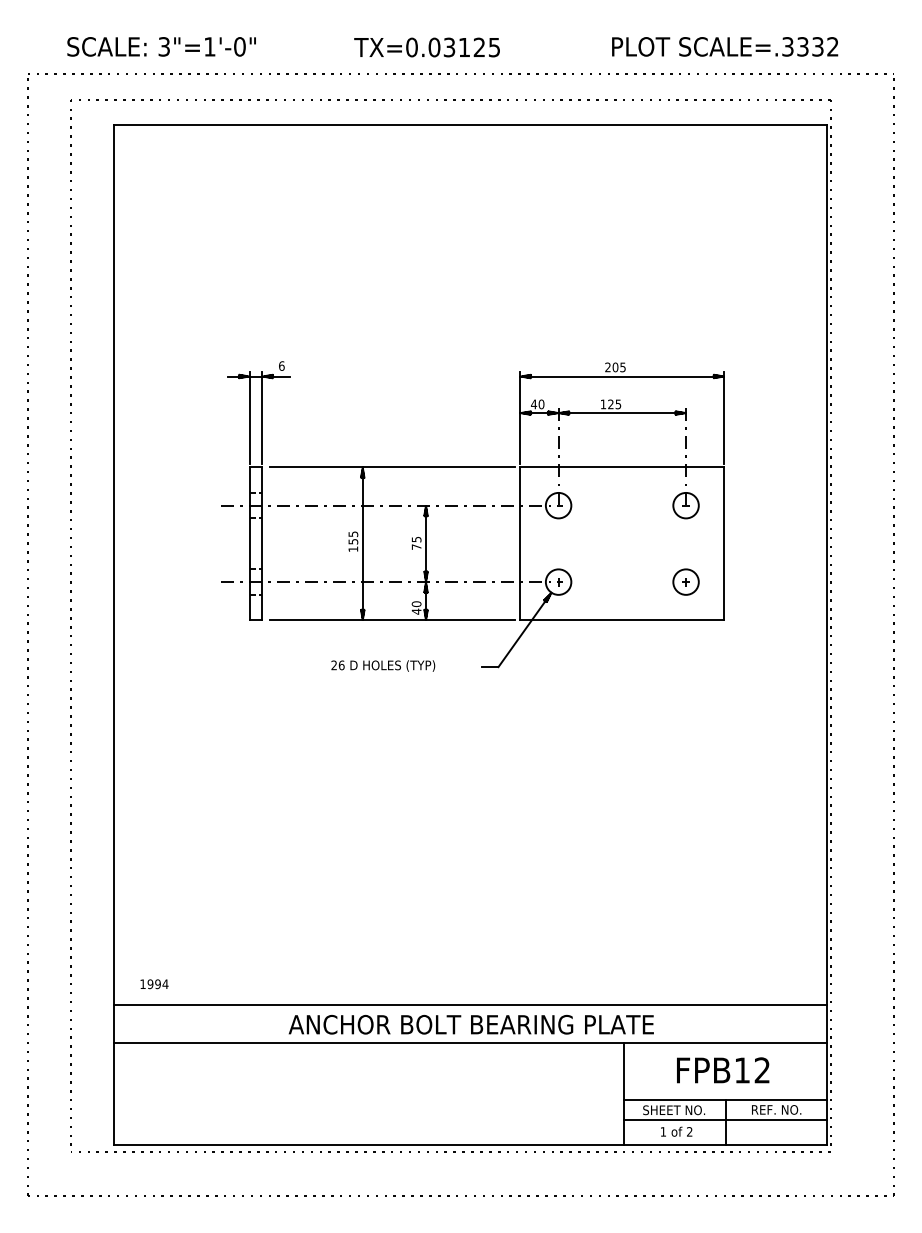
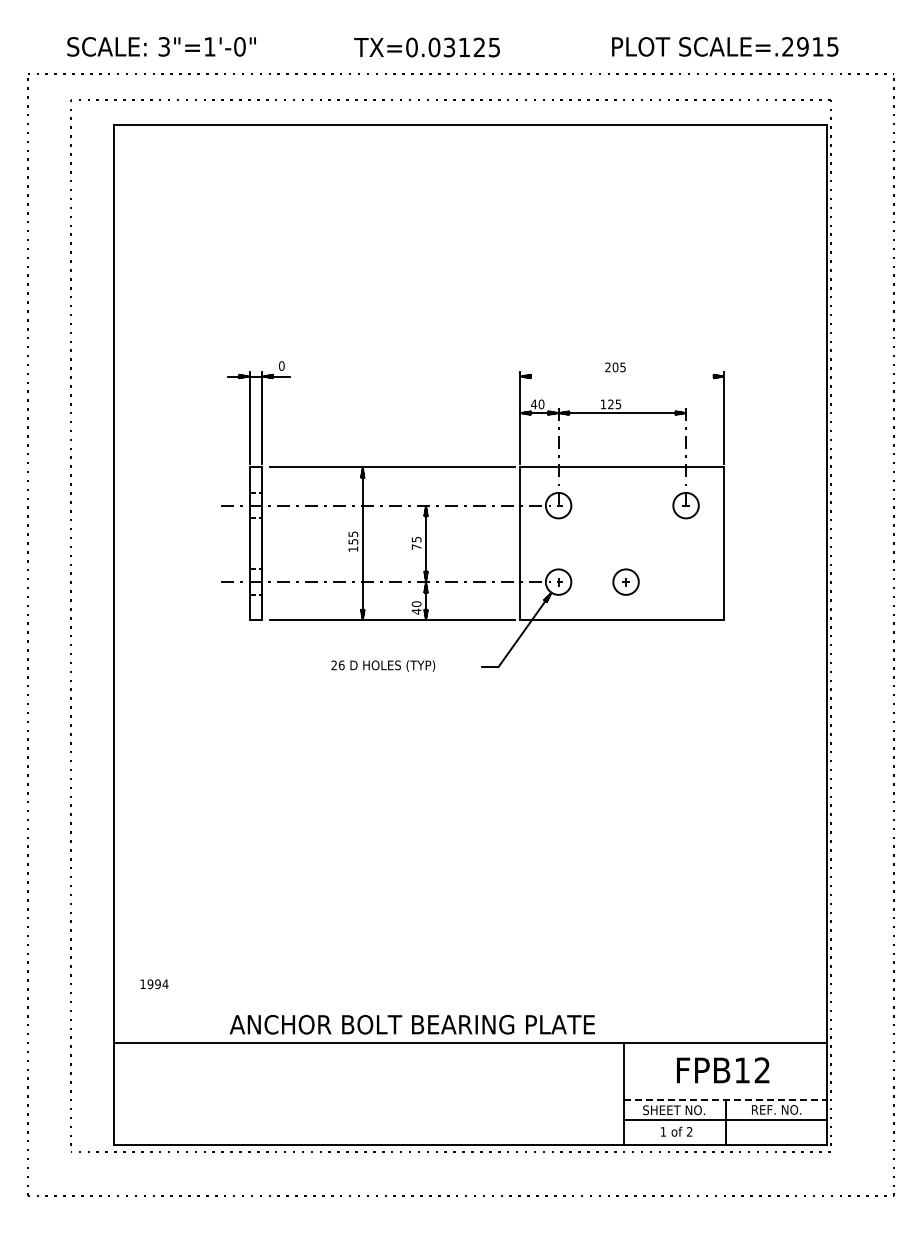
text: SCALE=.3332 -> SCALE=.2915 (810, 46)
text: 6 -> 0 (281, 365)
line: present -> none (622, 376)
part position: (685, 581) -> (625, 581) (625, 581)
line: present -> none (470, 1004)
text position: (470, 1024) -> (411, 1024) (411, 1024)
line: solid -> dashed (725, 1100)
